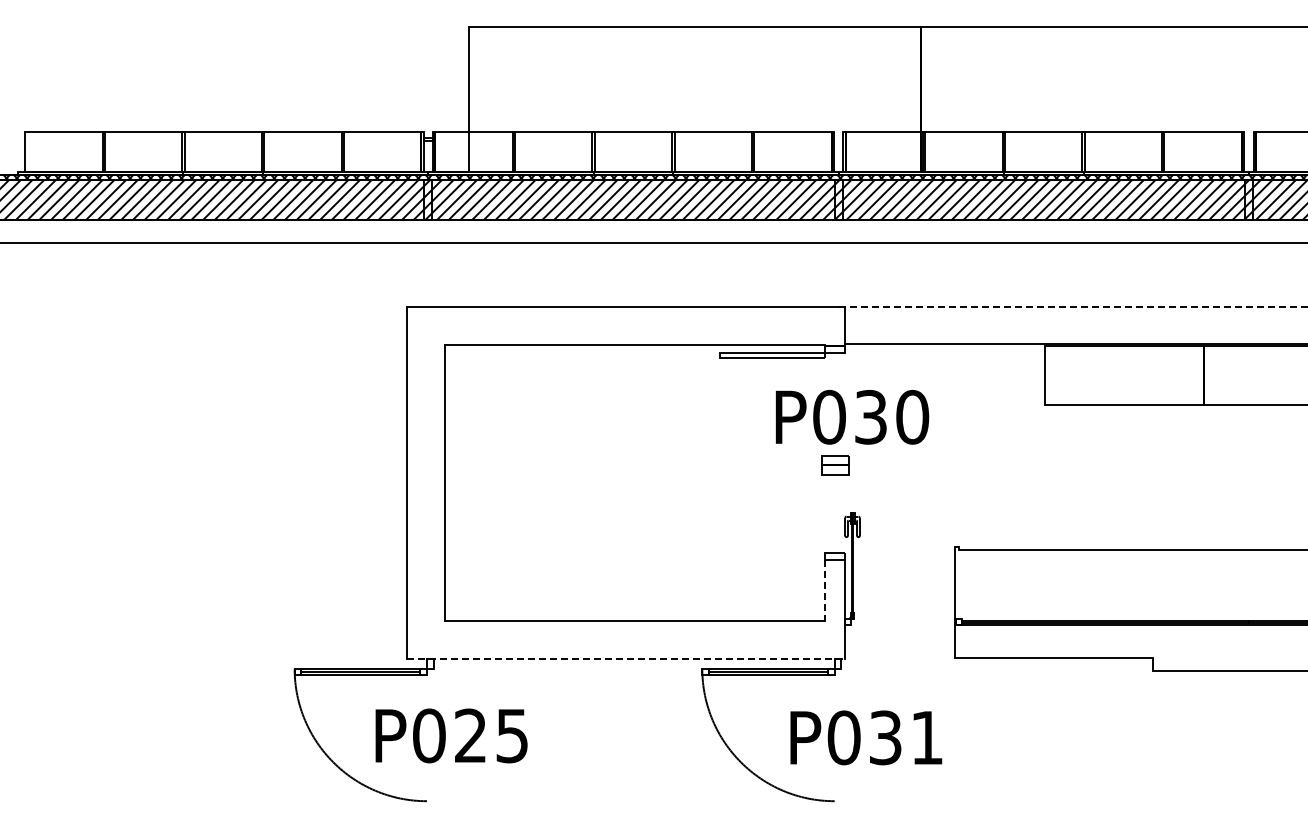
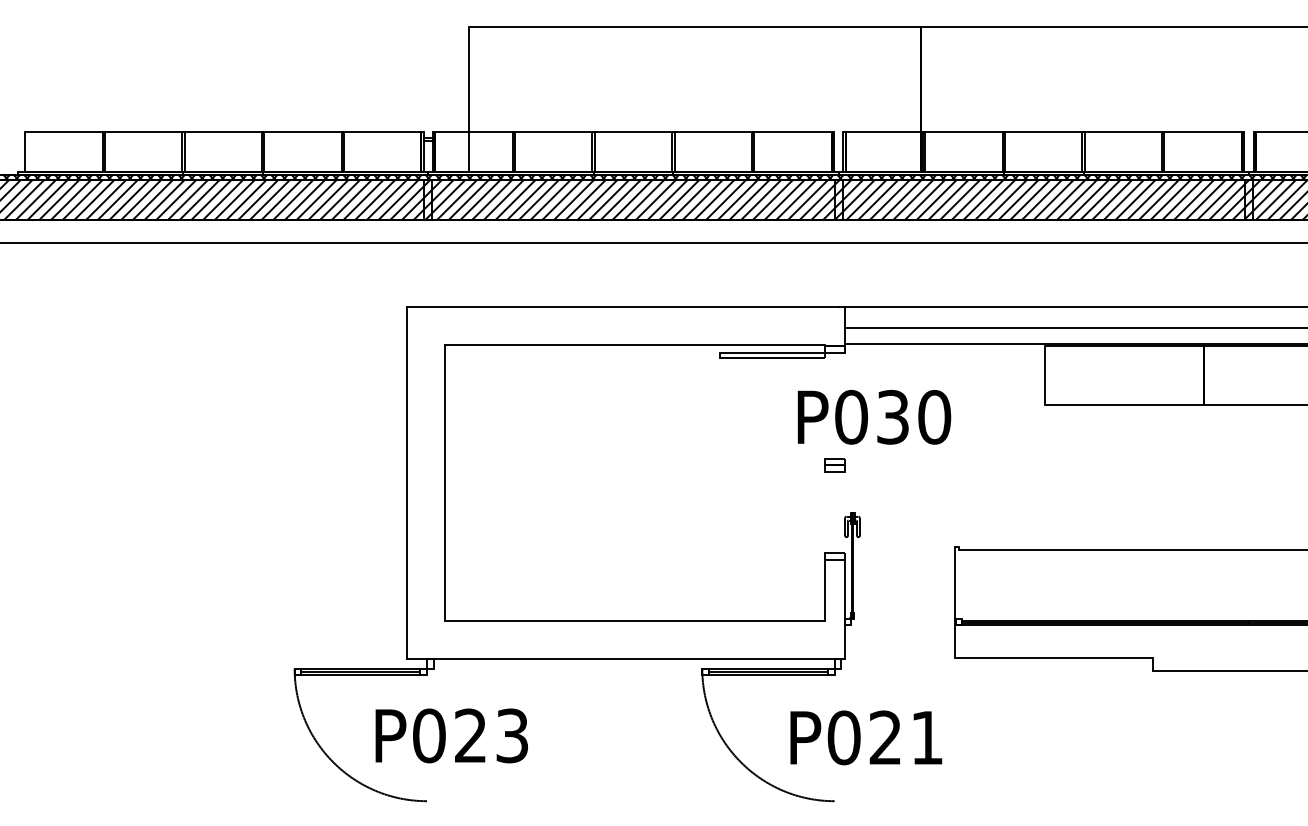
line: dashed -> solid (1073, 306)
line: none -> present (1074, 328)
text position: (852, 417) -> (874, 417) (874, 417)
part size: 29x21 px -> 22x15 px (834, 465)
line: dashed -> solid (825, 590)
line: dashed -> solid (626, 658)
text: P025 -> P023 (512, 735)
text: P031 -> P021 (885, 737)
